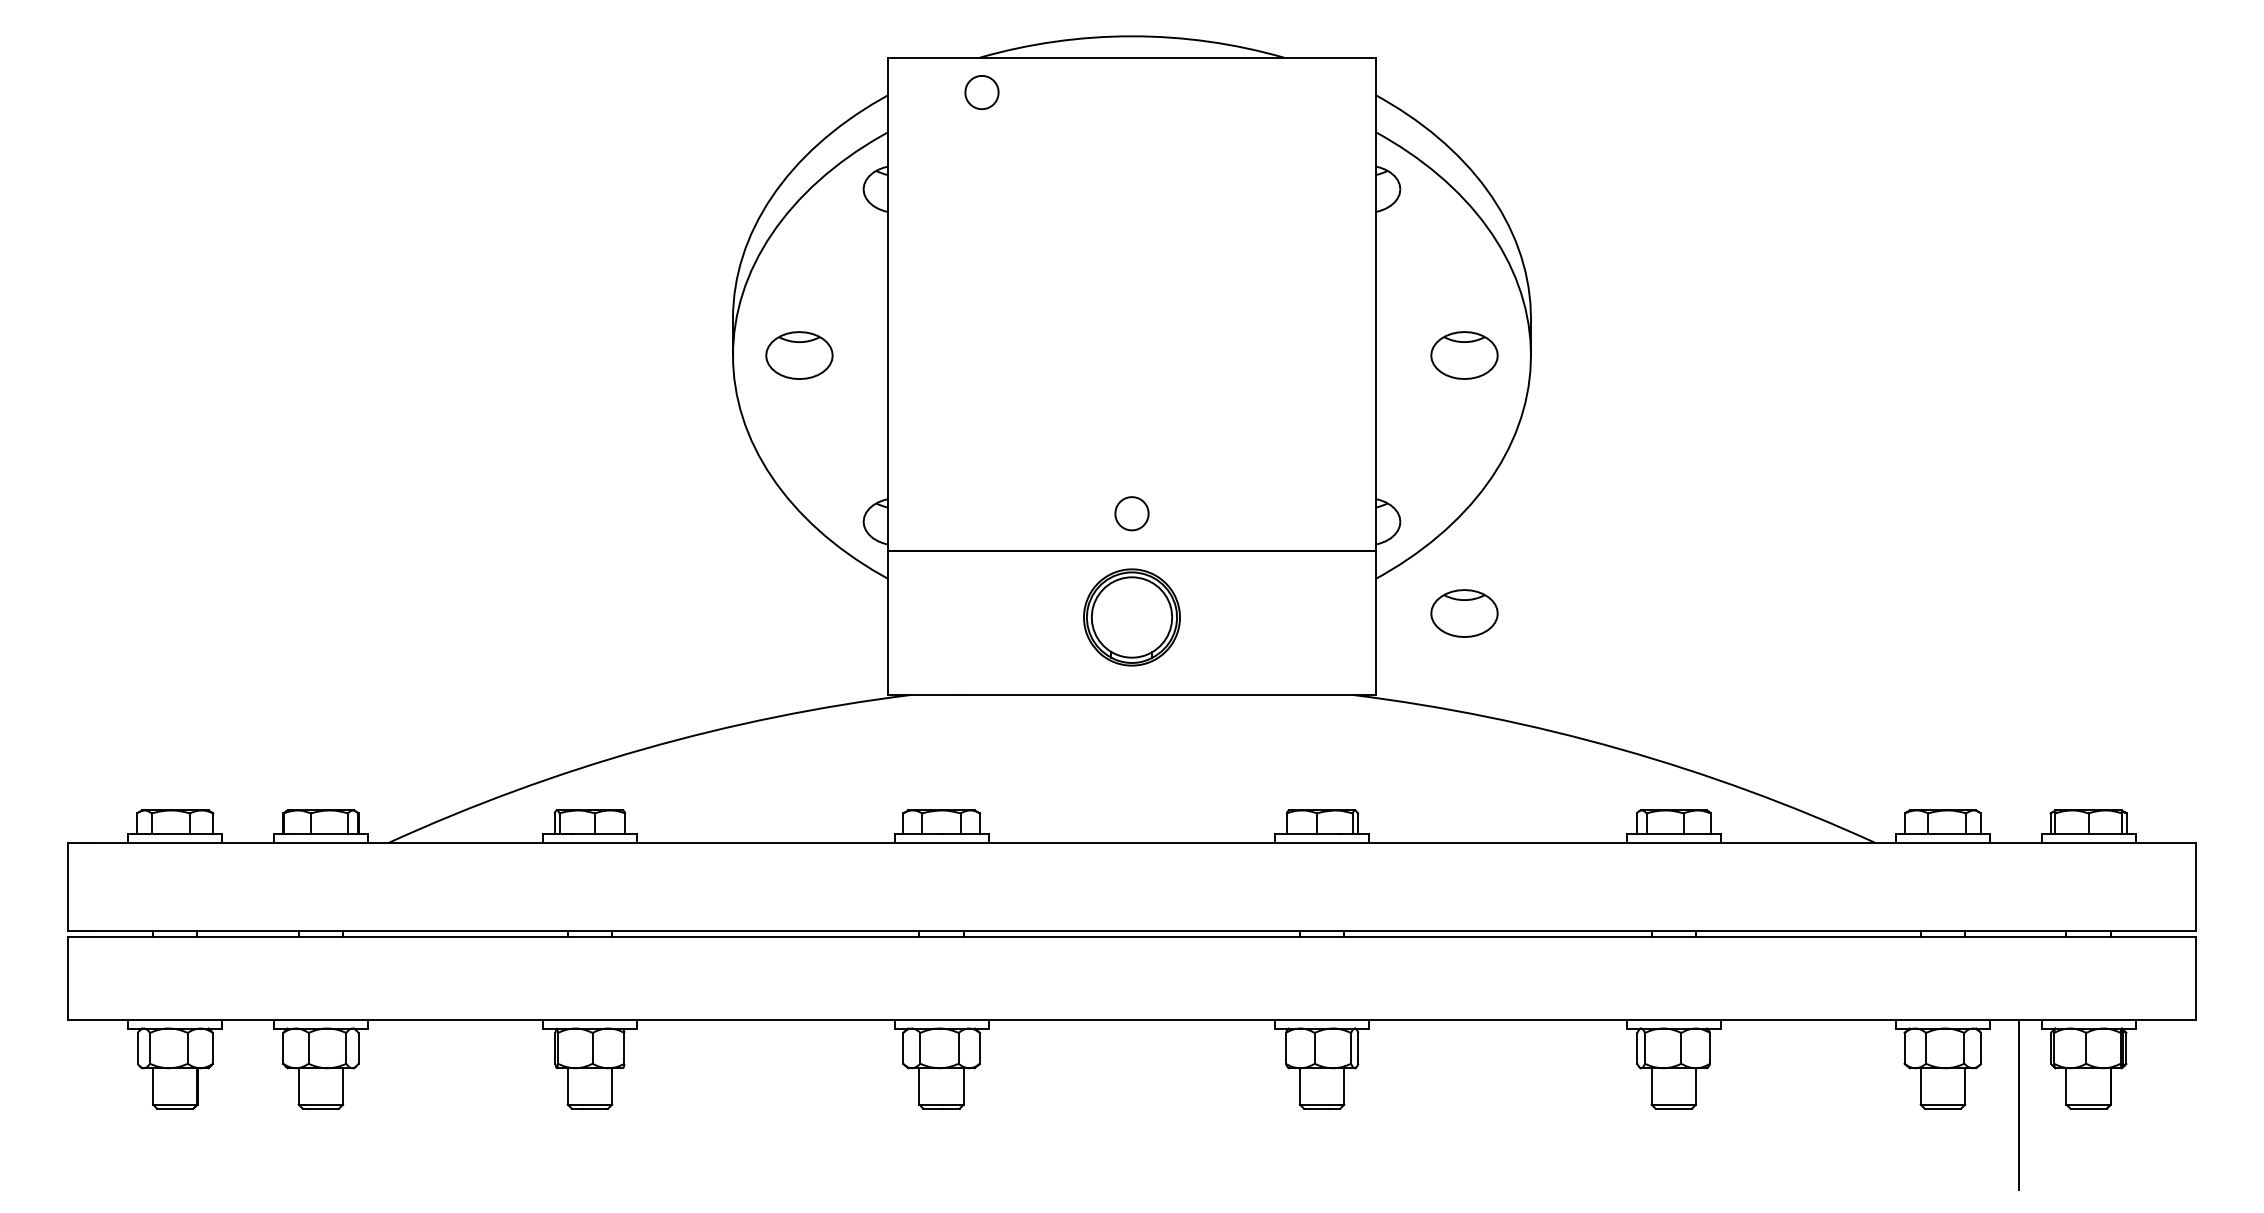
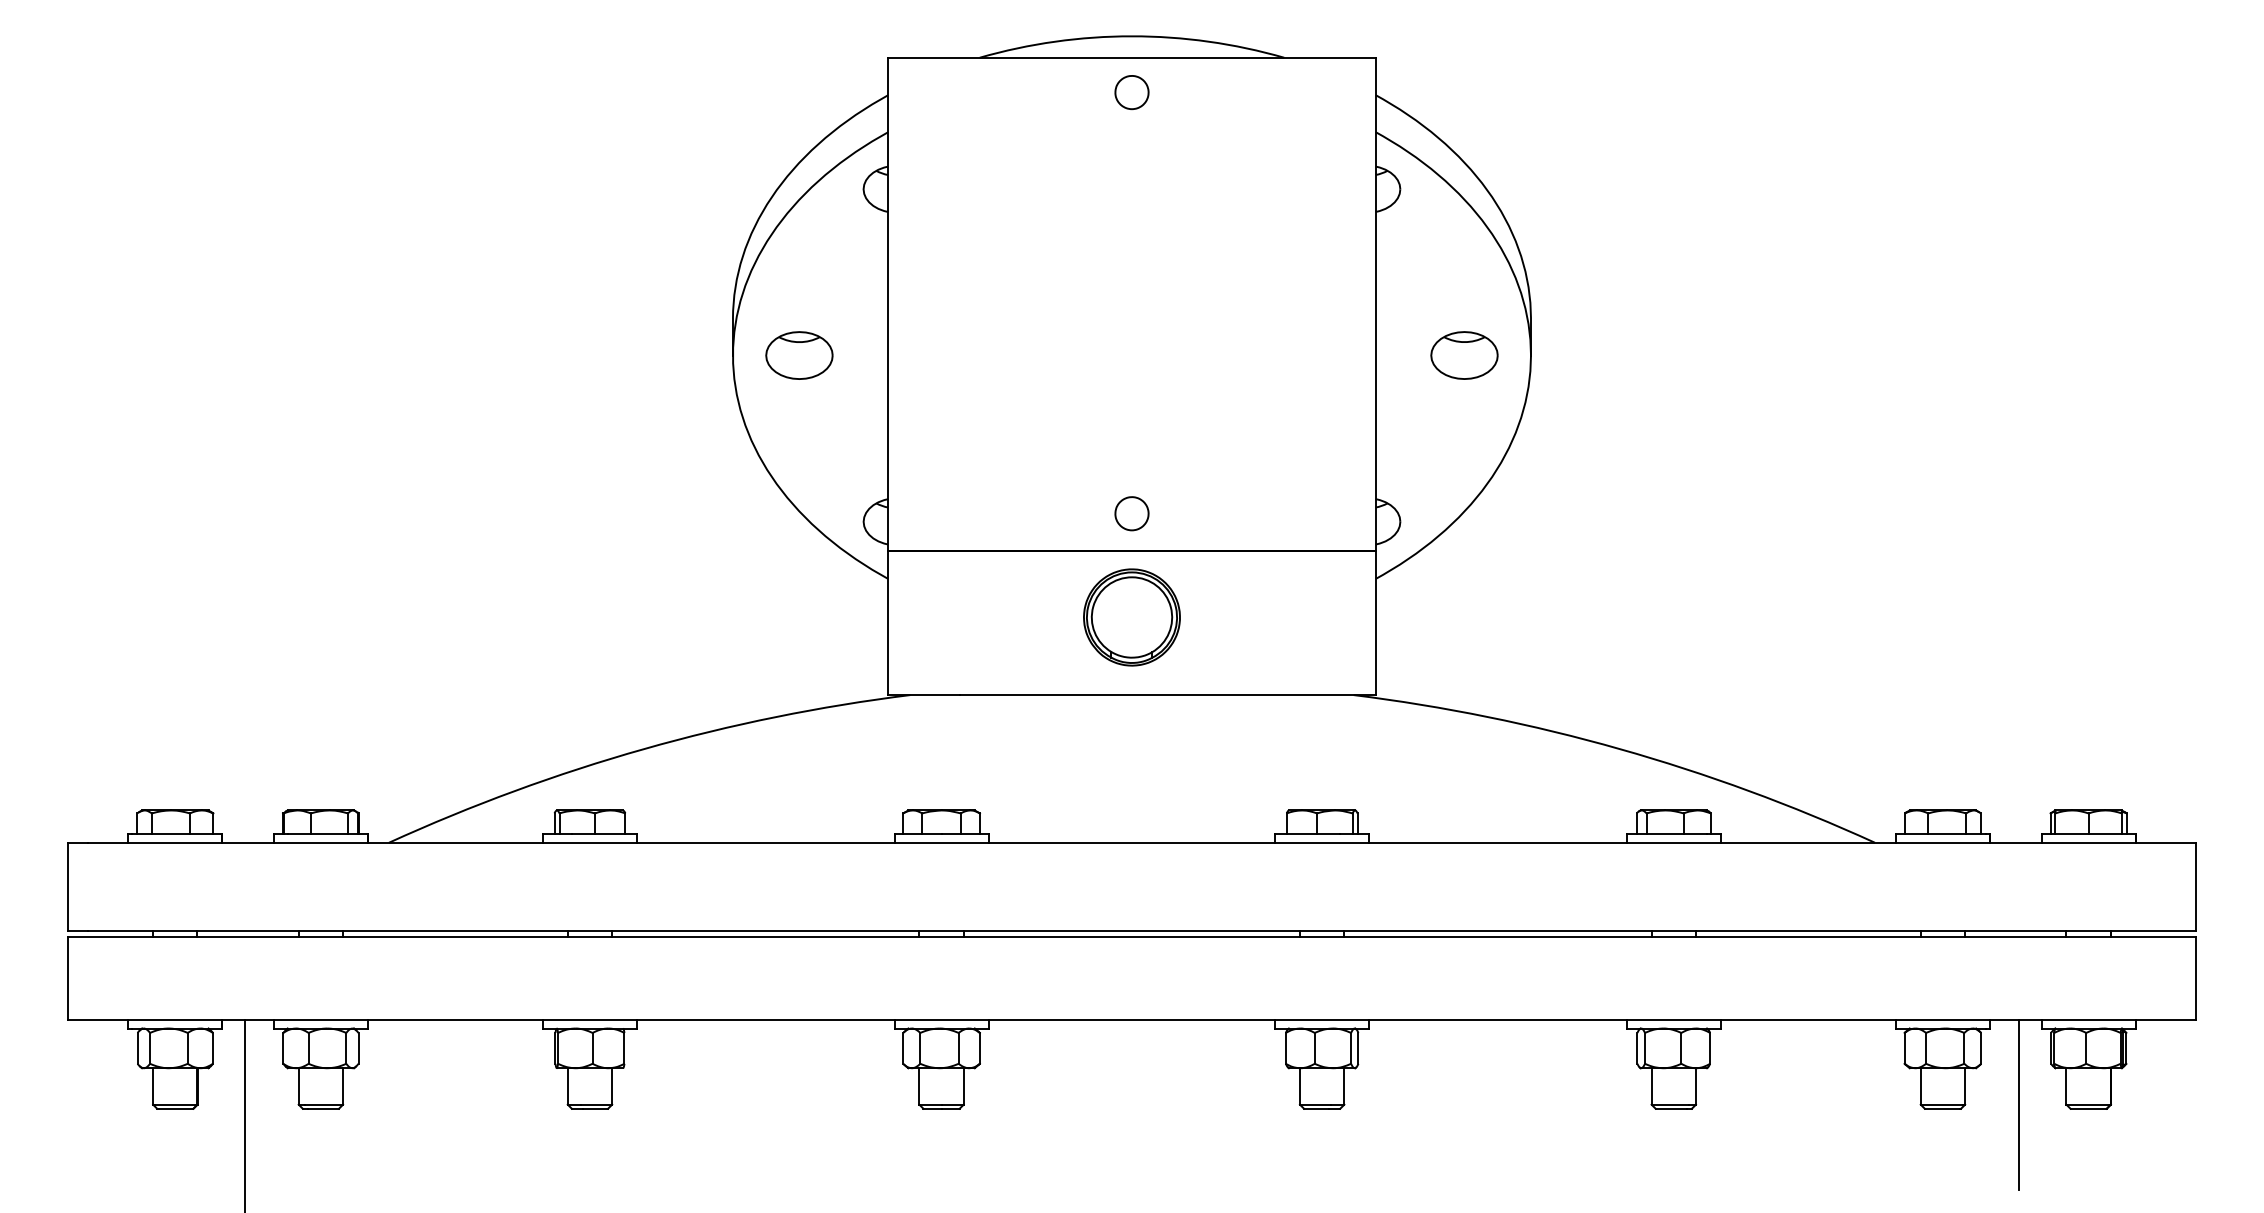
part position: (981, 92) -> (1131, 92) (1131, 92)
part: present -> none (1464, 613)
line: none -> present (245, 1114)
